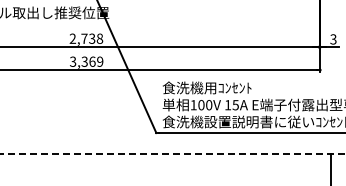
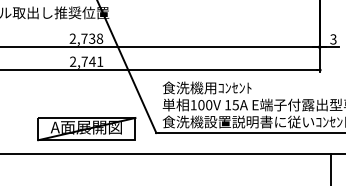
text: 3,369 -> 2,741 (86, 61)
part: none -> present (86, 129)
line: dashed -> solid (172, 154)
